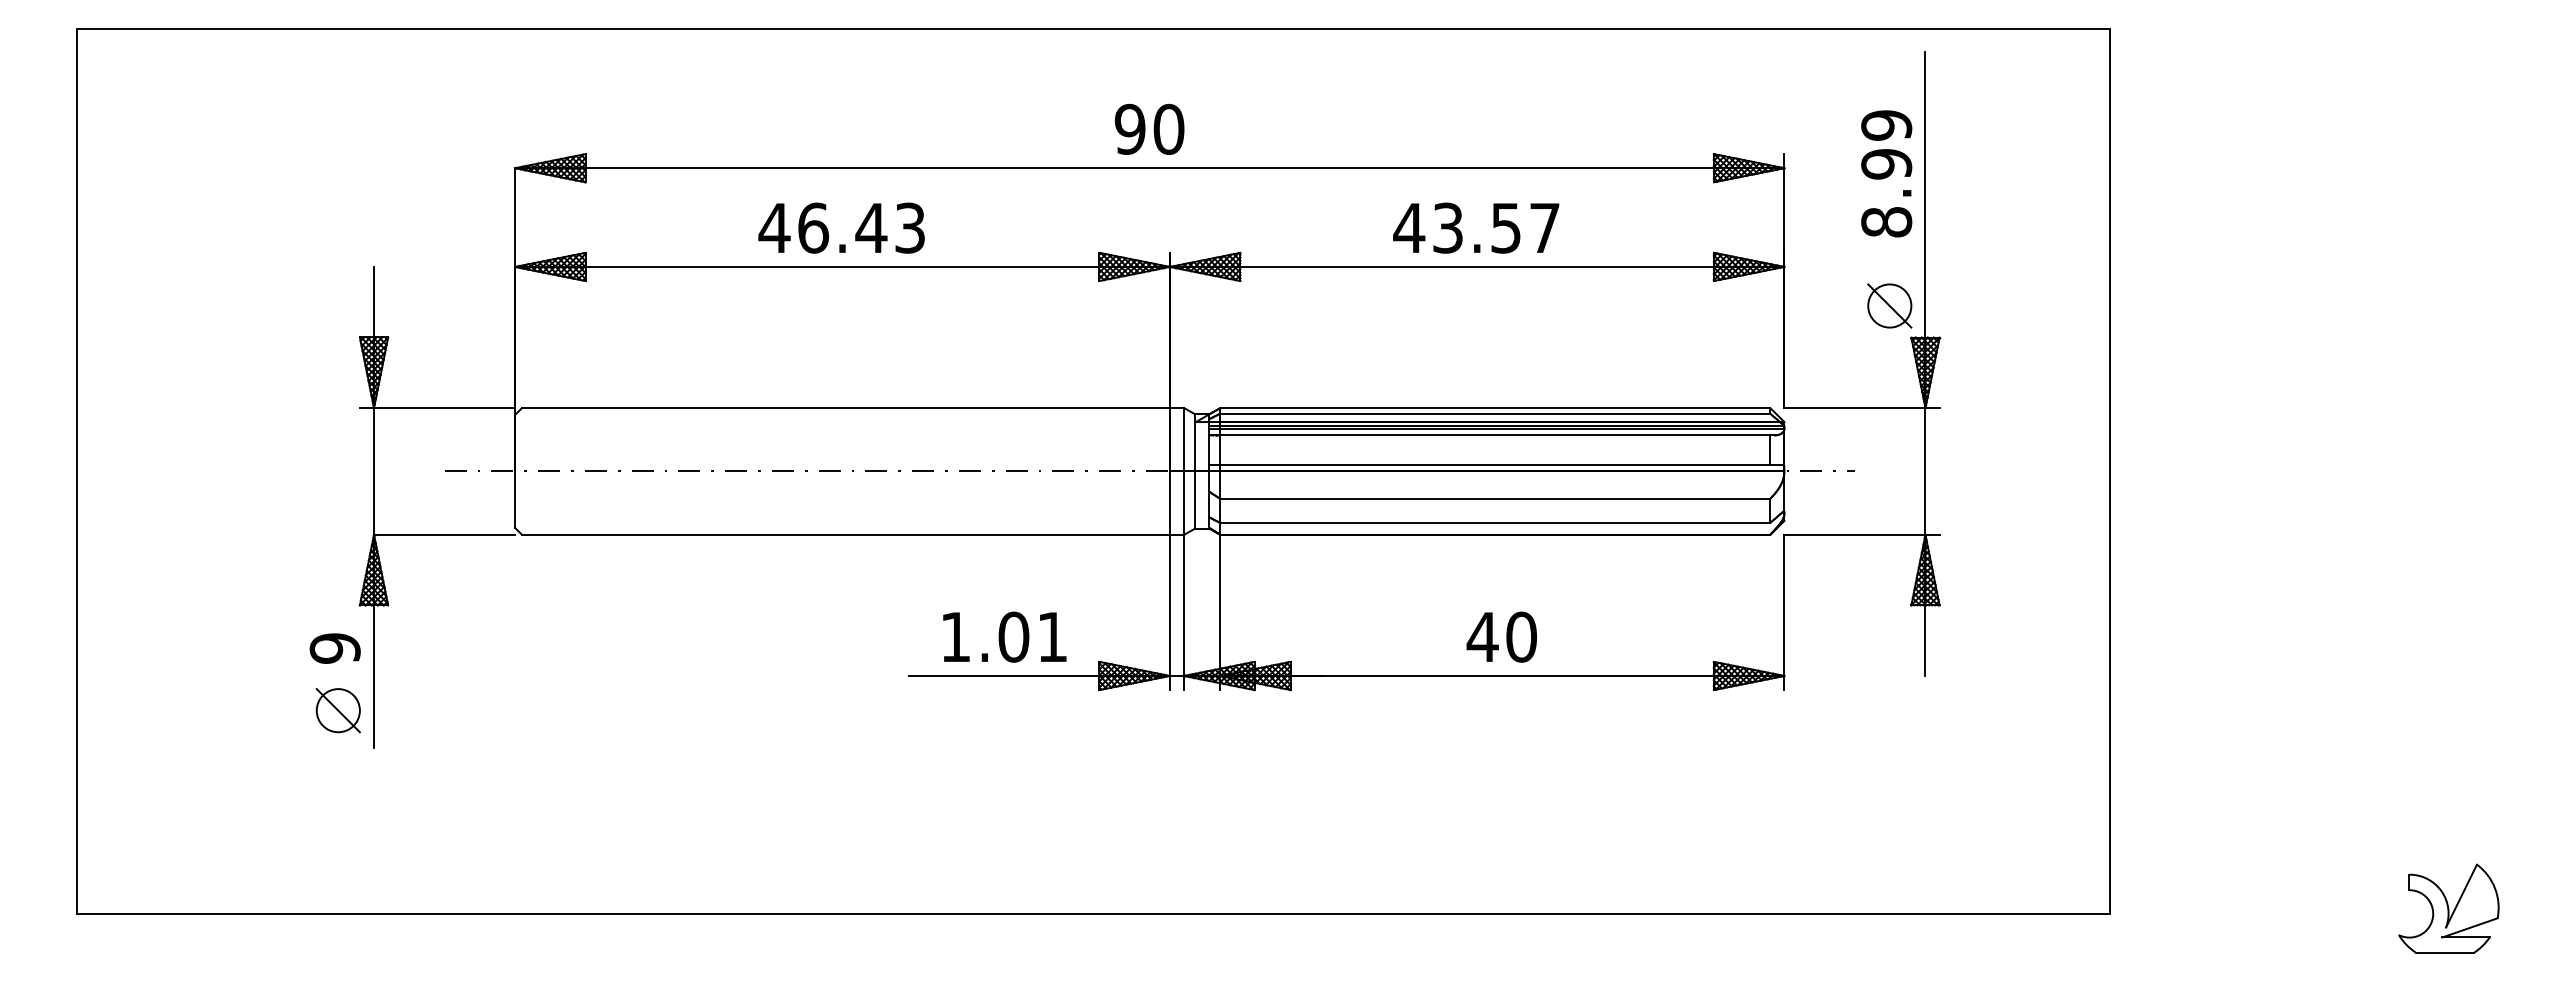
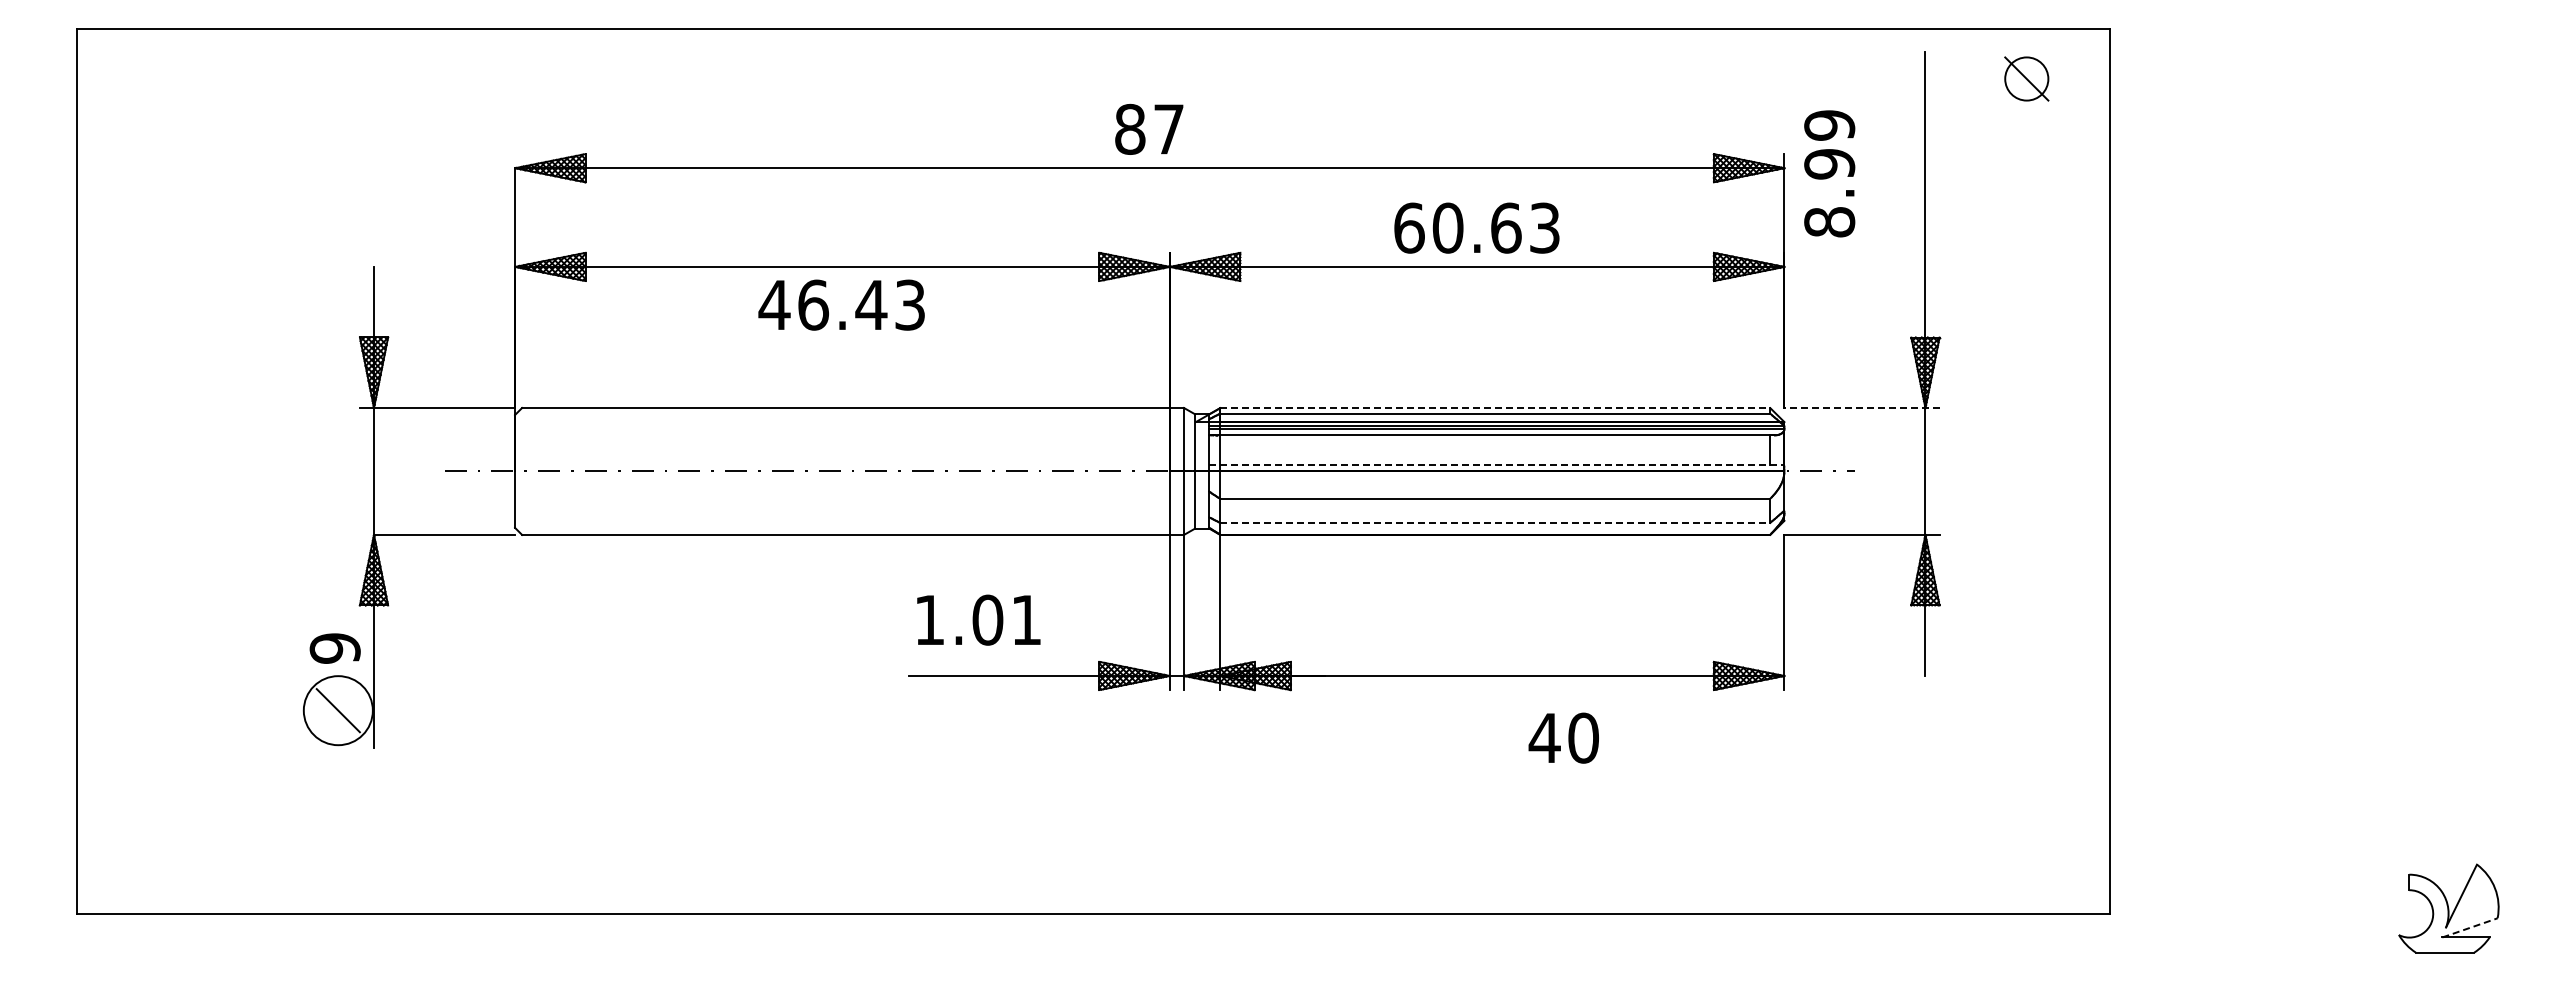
text: 90 -> 87 (1149, 128)
text position: (1886, 173) -> (1829, 173) (1829, 173)
text position: (841, 227) -> (841, 304) (841, 304)
text: 43.57 -> 60.63 (1476, 227)
part position: (1889, 305) -> (2026, 78) (2026, 78)
line: solid -> dashed (1495, 408)
line: solid -> dashed (1862, 408)
line: solid -> dashed (1497, 465)
line: solid -> dashed (1495, 522)
text position: (1004, 636) -> (978, 619) (978, 619)
text position: (1501, 636) -> (1563, 737) (1563, 737)
circle diameter: 43 px -> 69 px (337, 710)
line: solid -> dashed (2470, 927)
